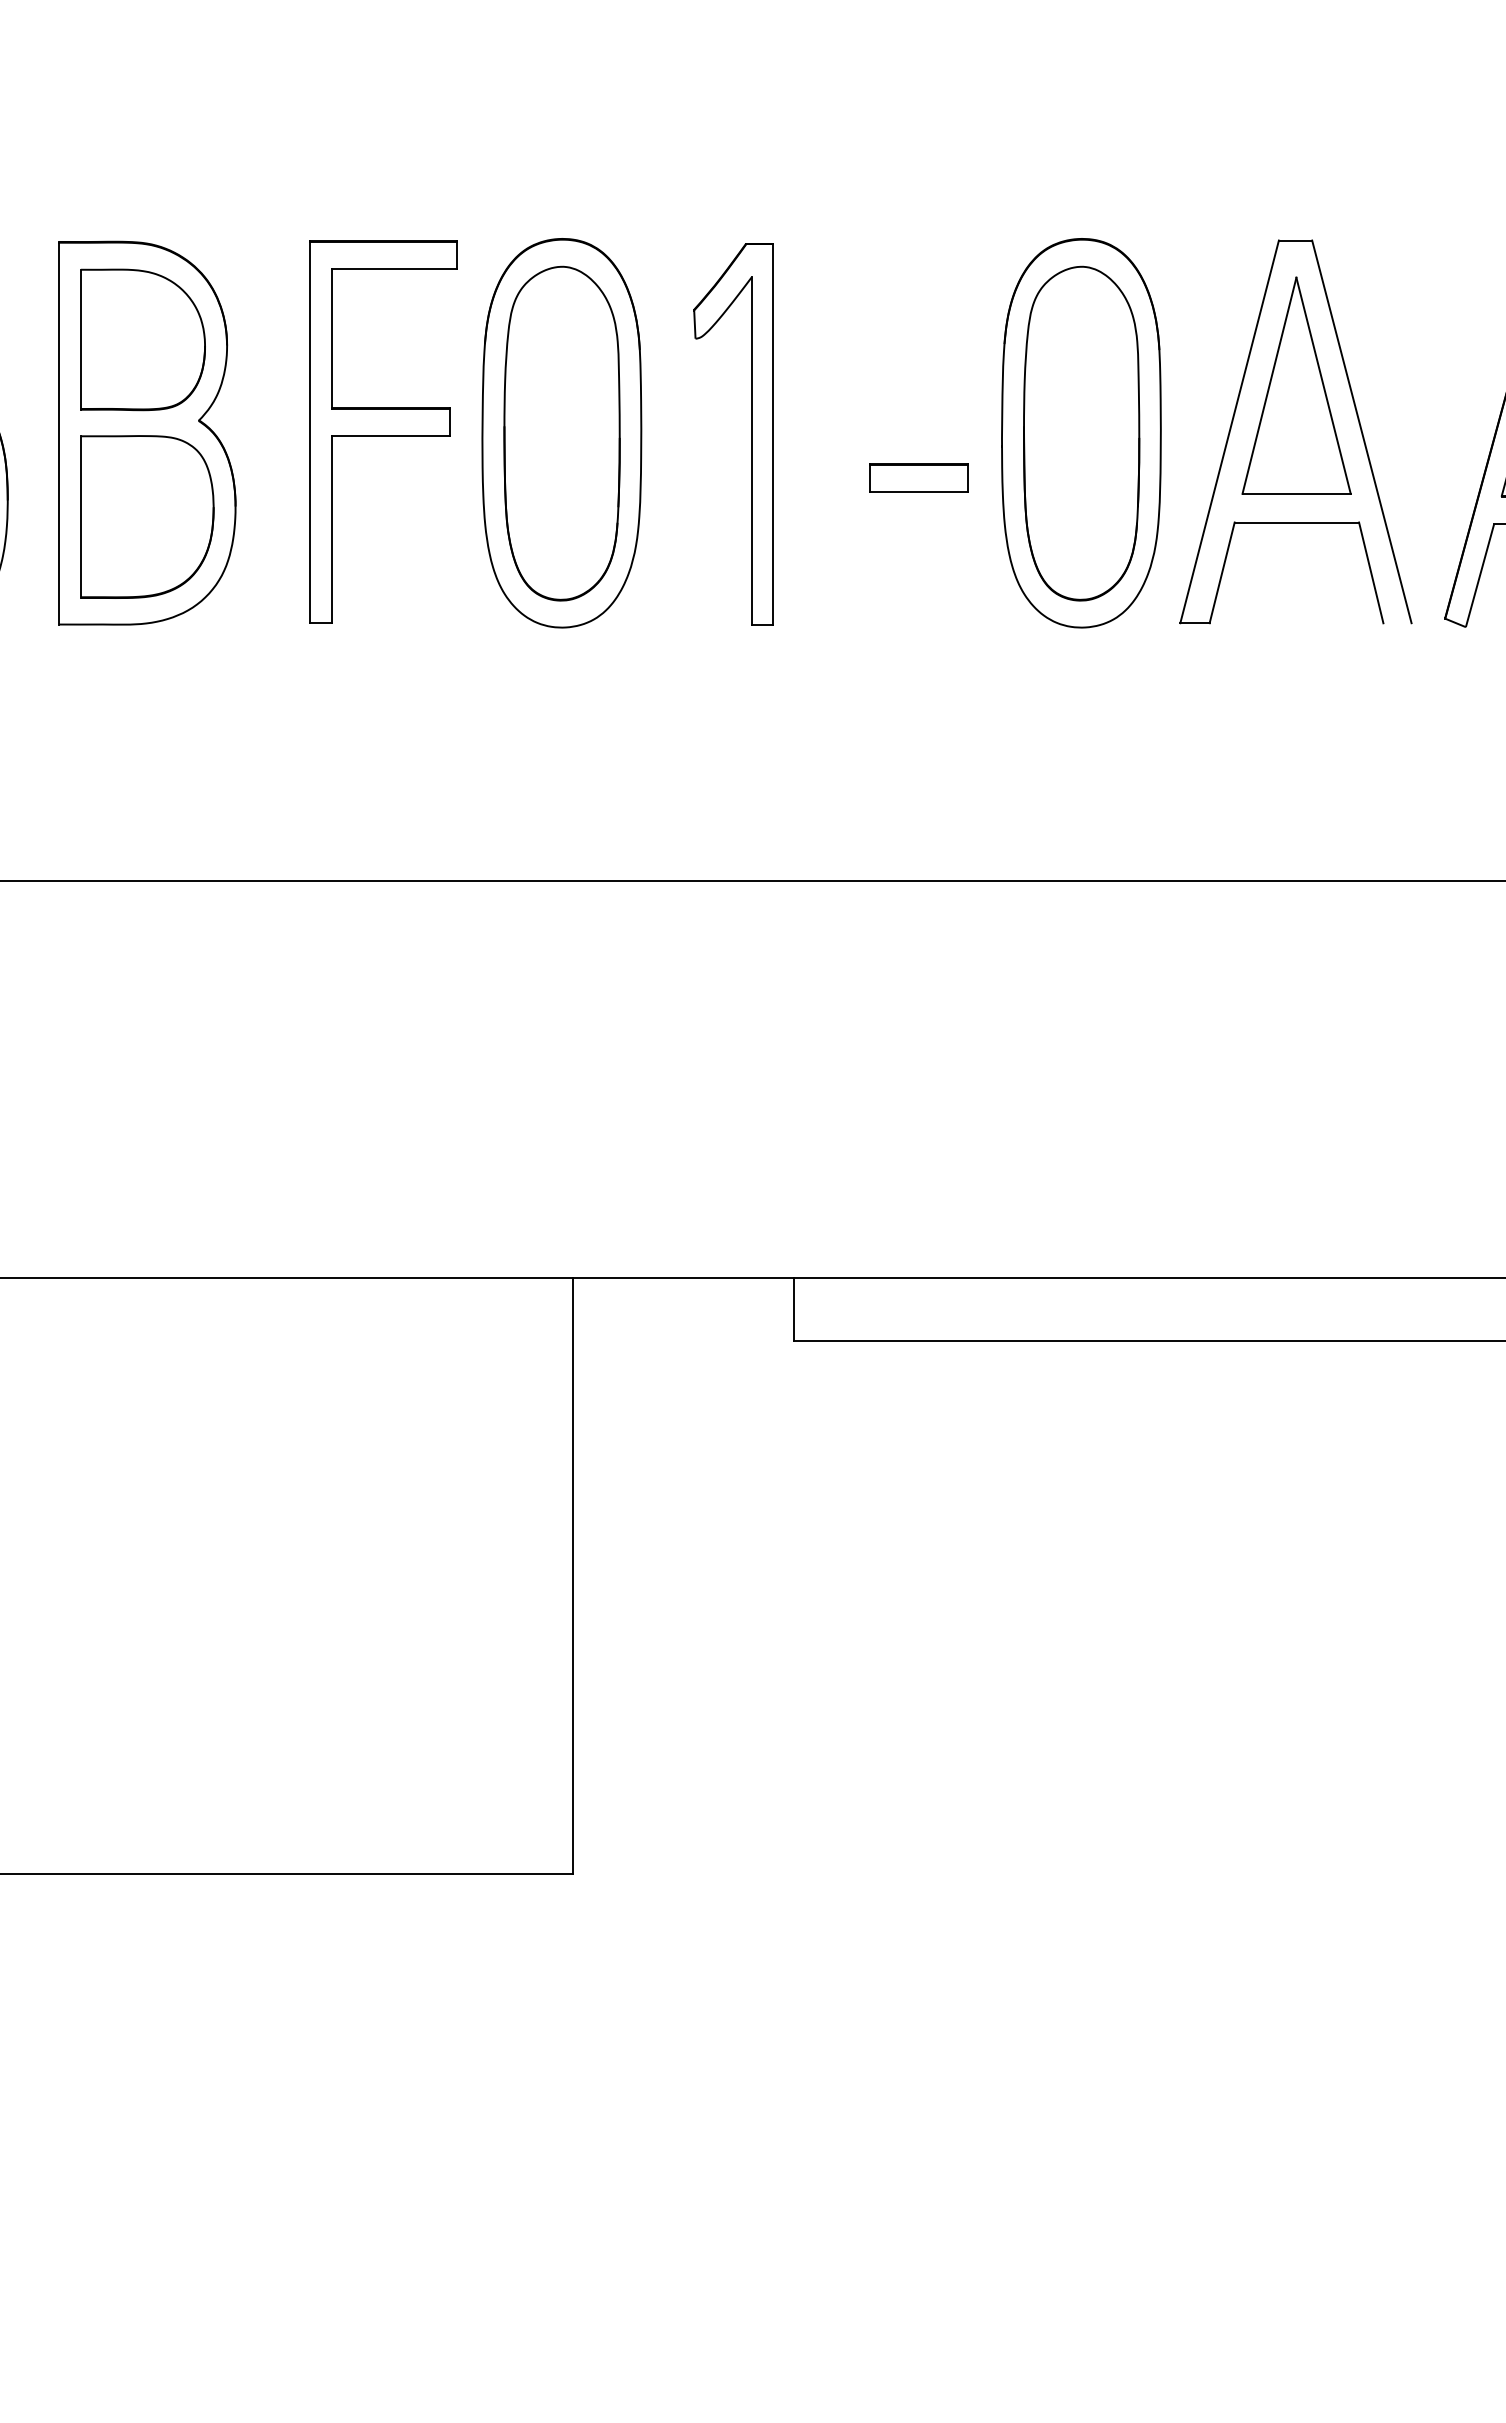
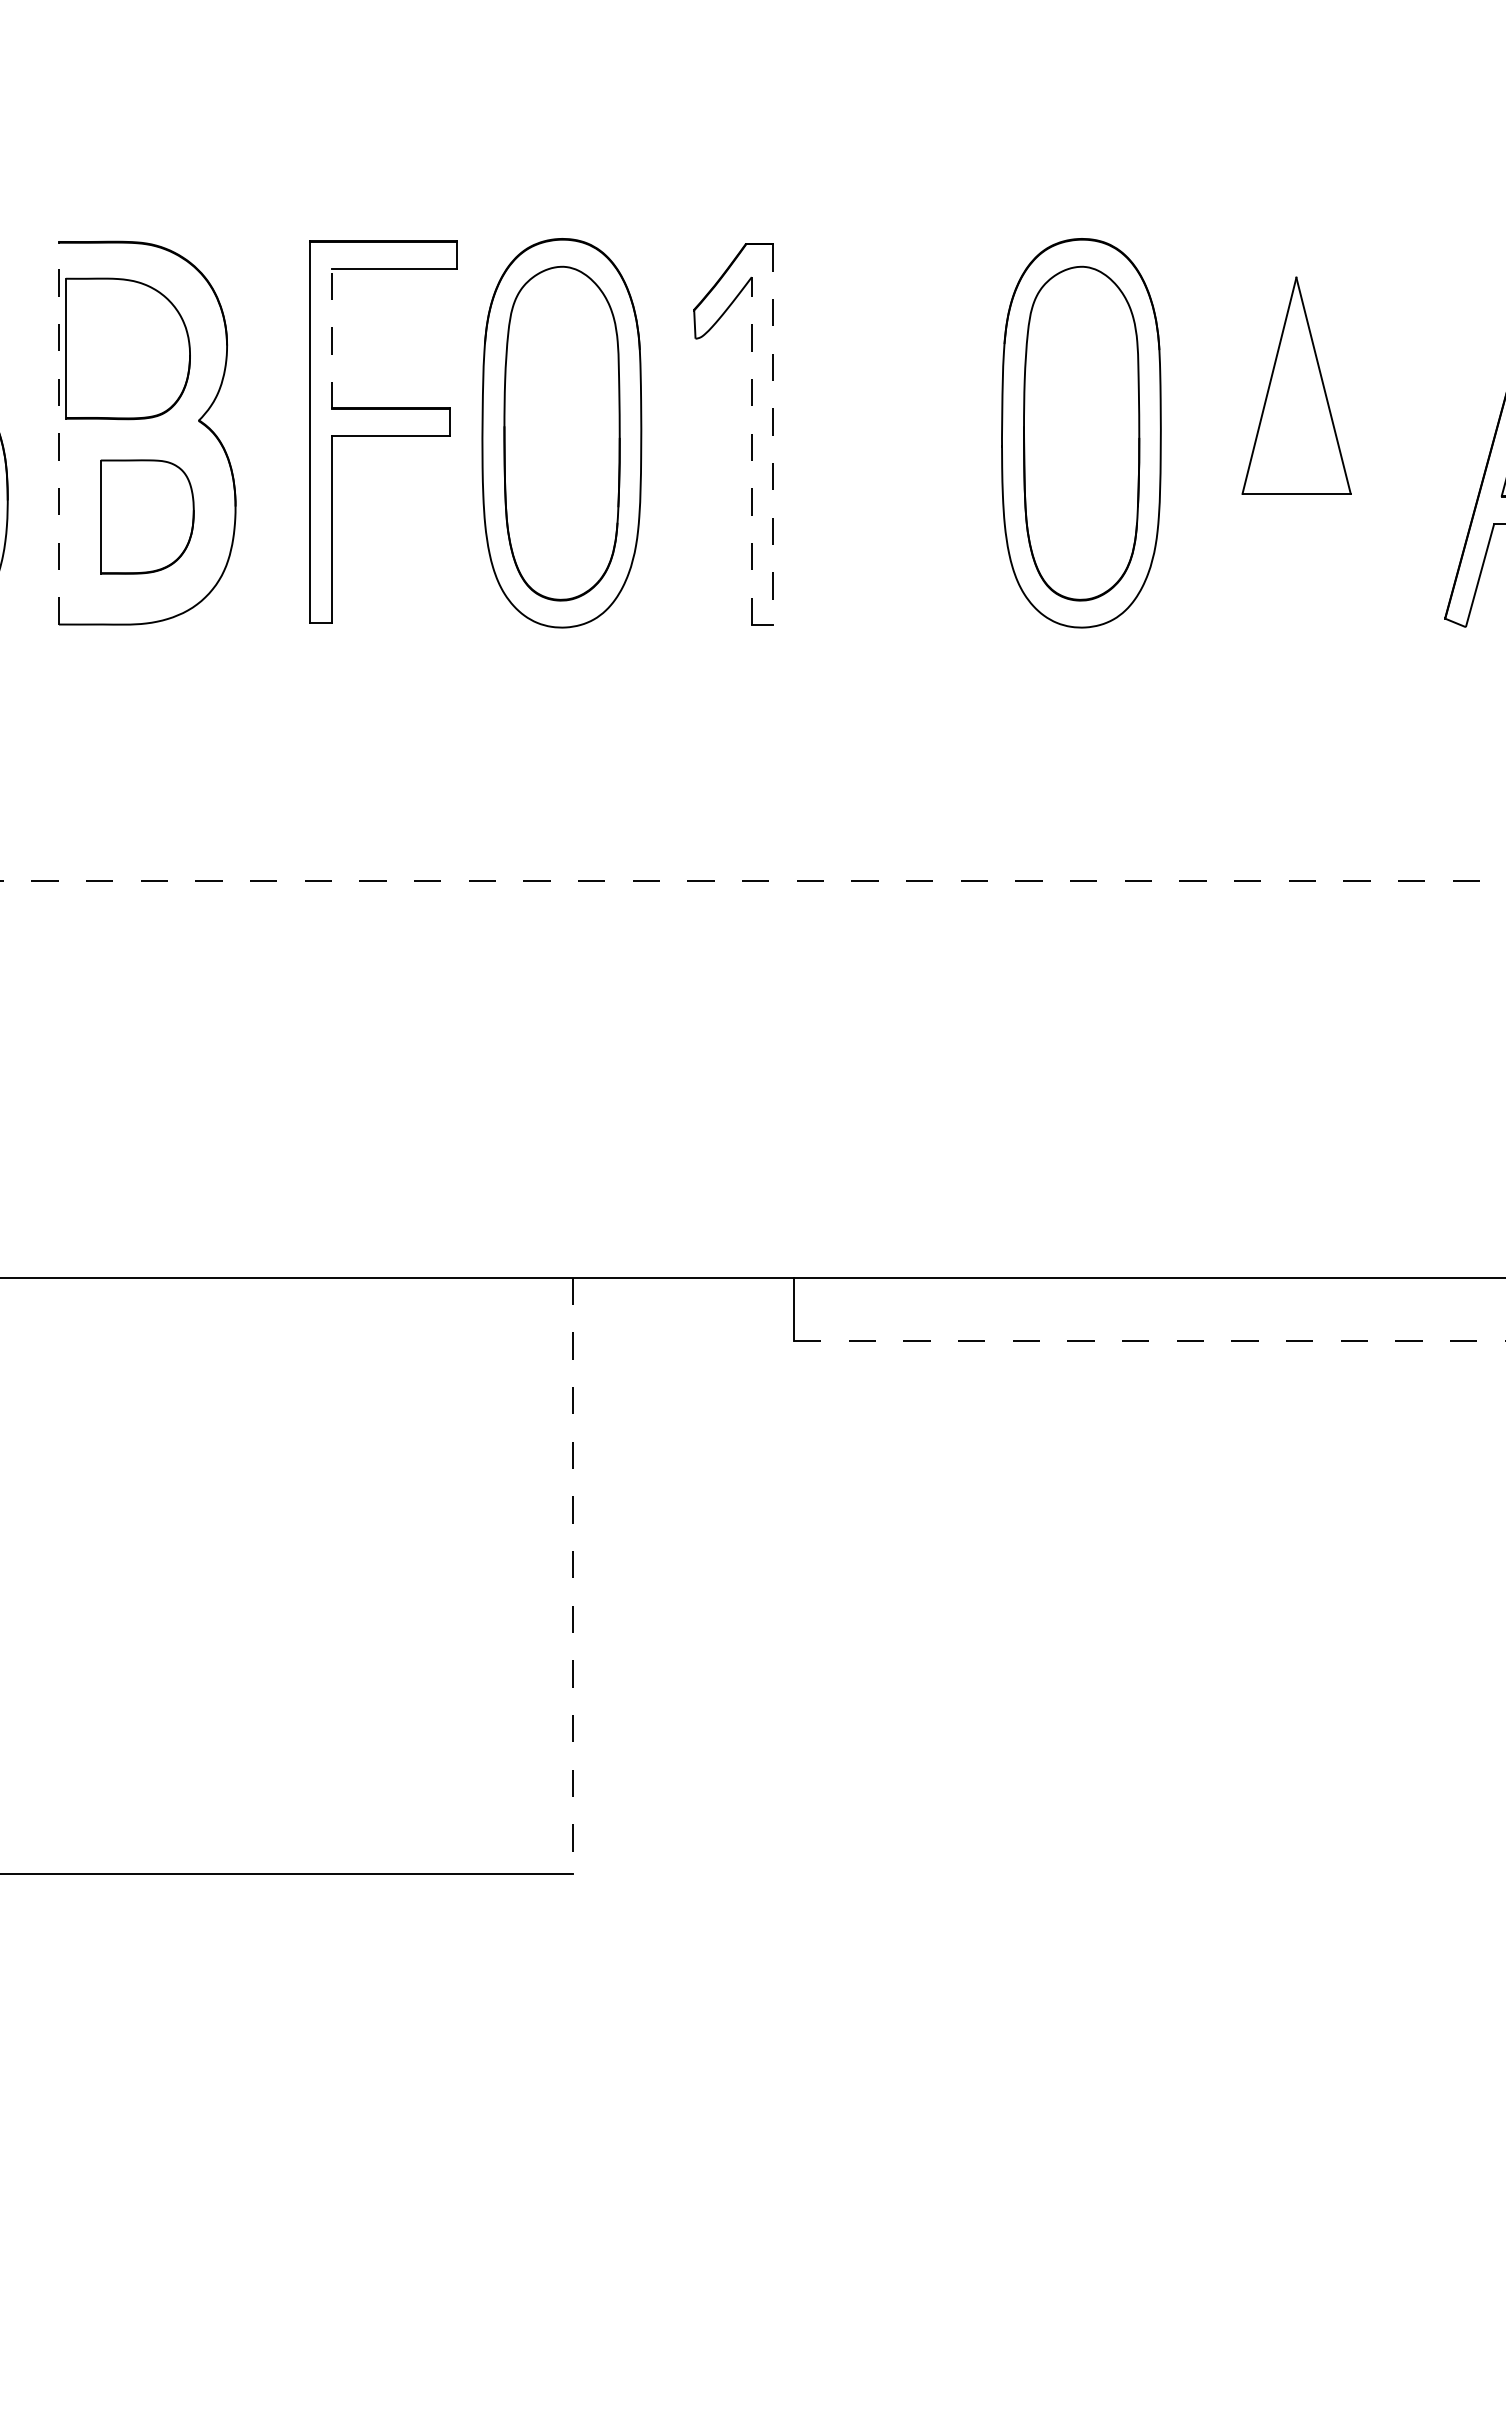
part position: (142, 339) -> (127, 348) (127, 348)
line: solid -> dashed (331, 339)
part: present -> none (1234, 417)
line: solid -> dashed (58, 433)
line: solid -> dashed (773, 435)
line: solid -> dashed (751, 451)
part: present -> none (918, 477)
part size: 135x164 px -> 95x116 px (147, 516)
line: solid -> dashed (752, 880)
line: solid -> dashed (1149, 1341)
line: solid -> dashed (573, 1576)
